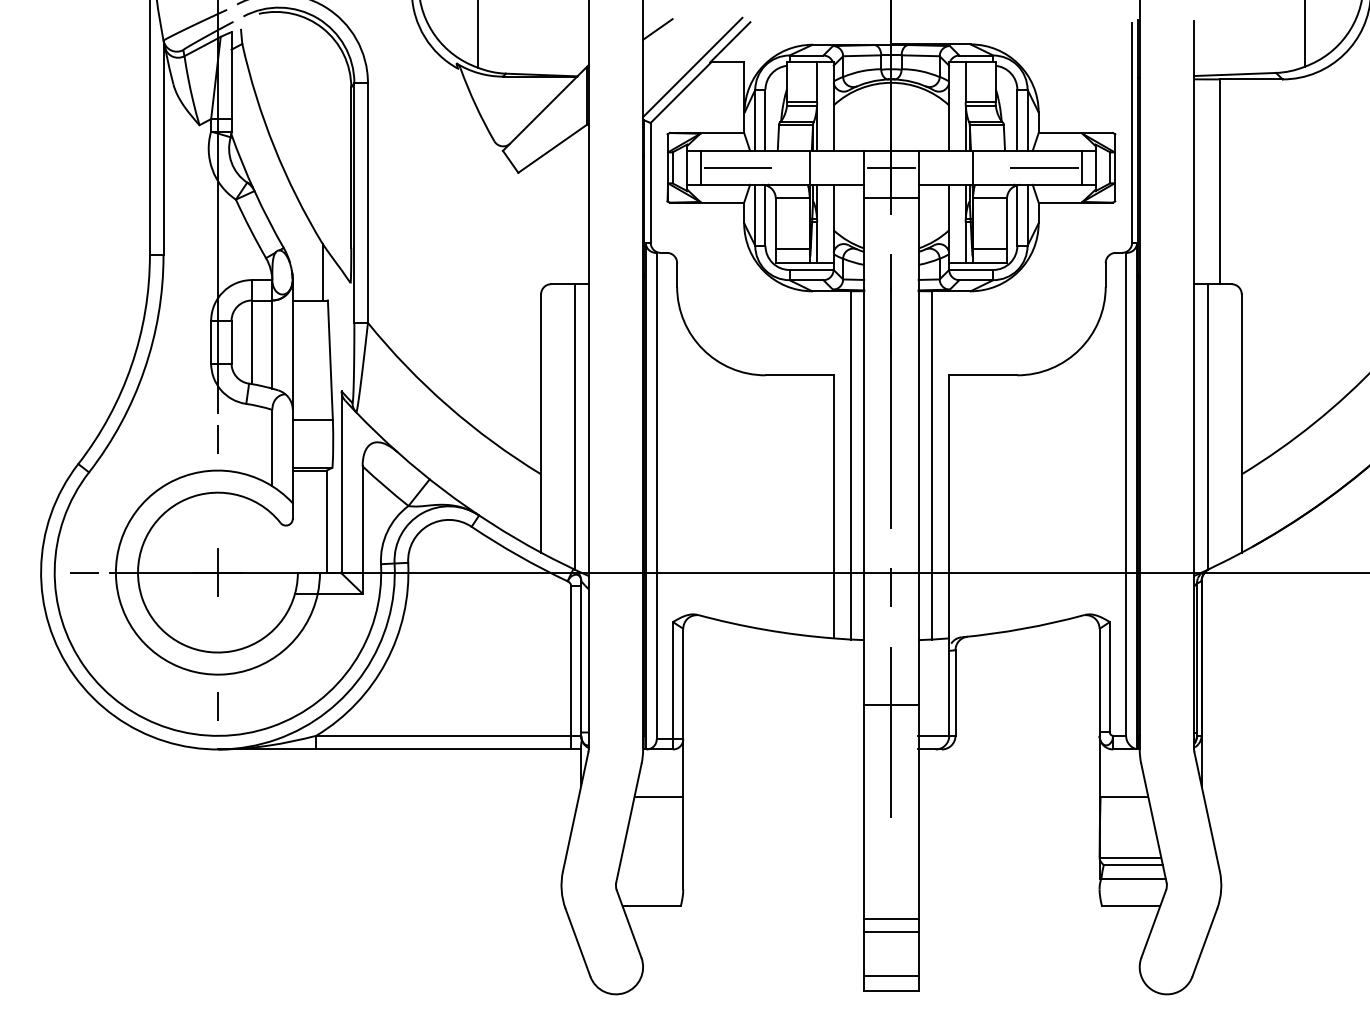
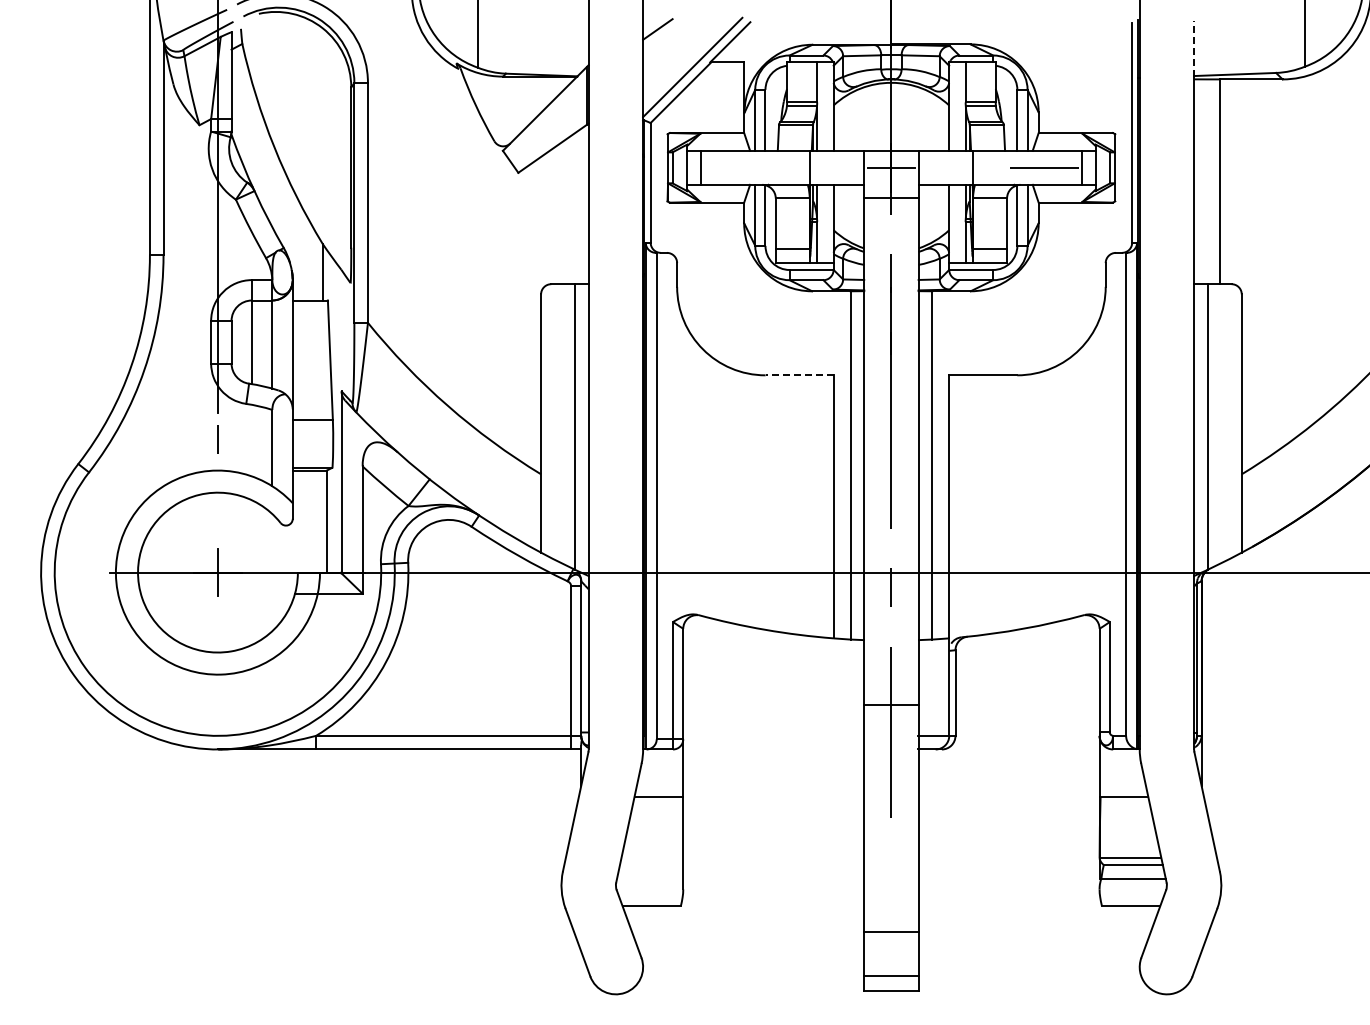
line: solid -> dashed (1194, 48)
line: present -> none (738, 167)
line: solid -> dashed (799, 375)
line: present -> none (84, 572)
line: present -> none (217, 706)
line: present -> none (891, 918)
